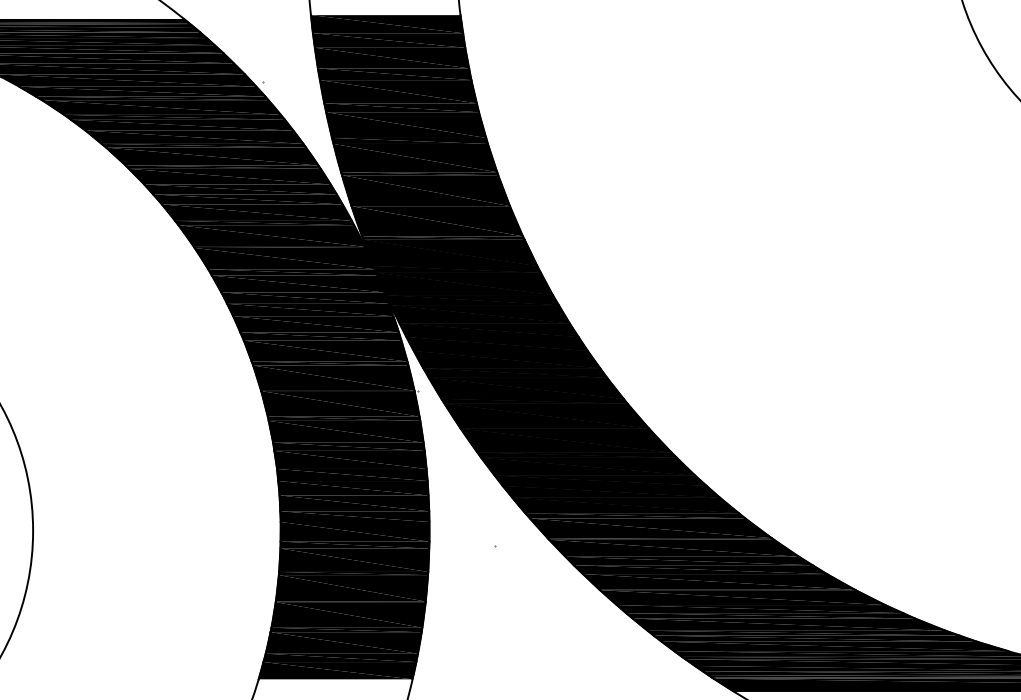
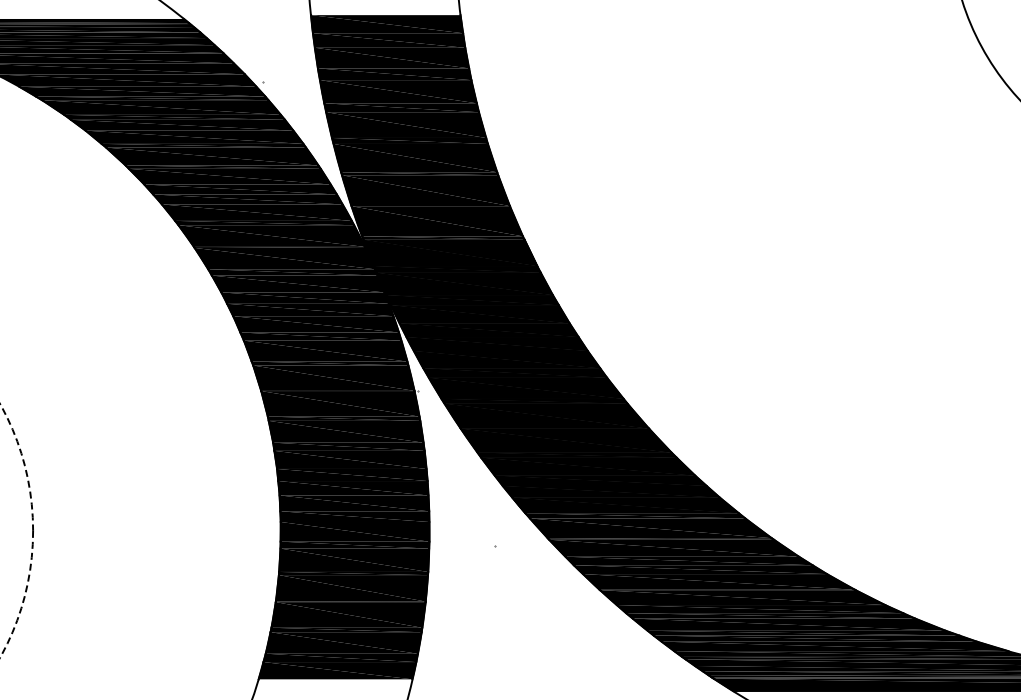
circle: solid -> dashed (16, 530)
